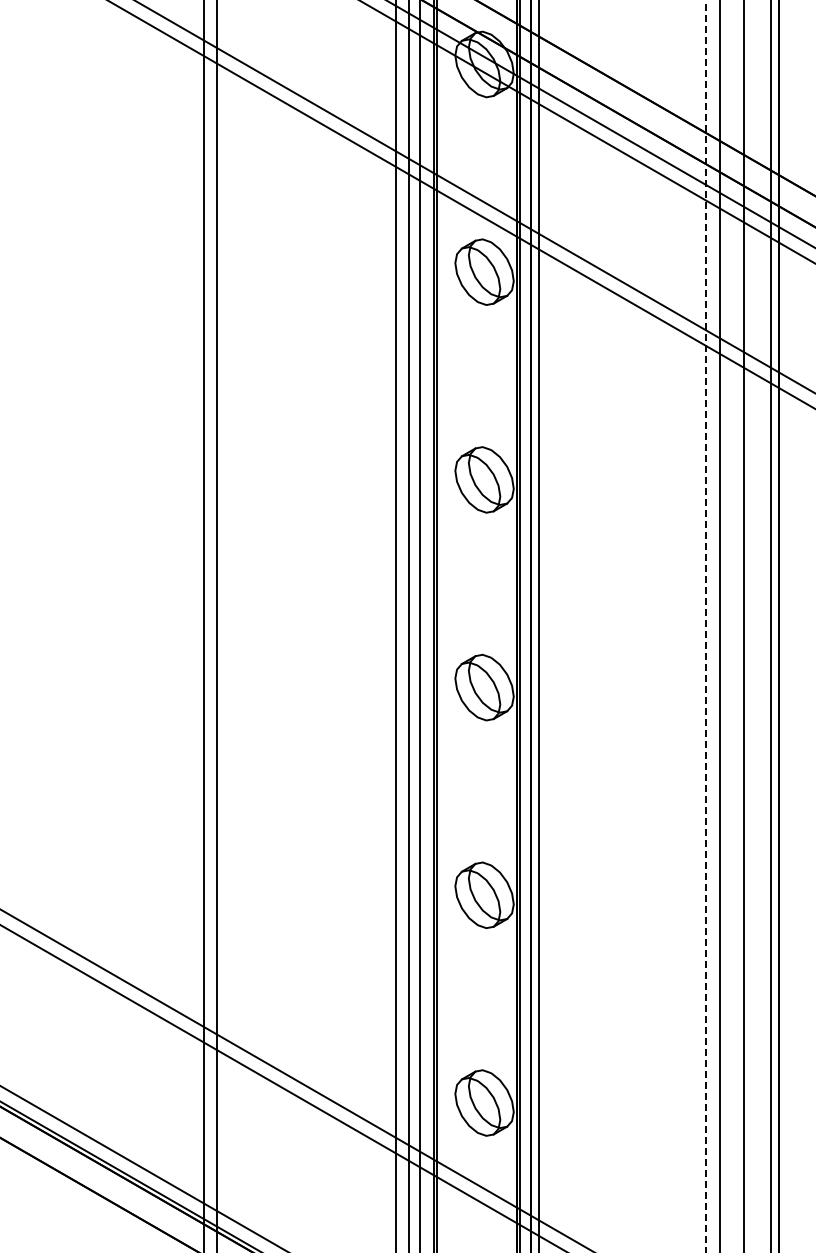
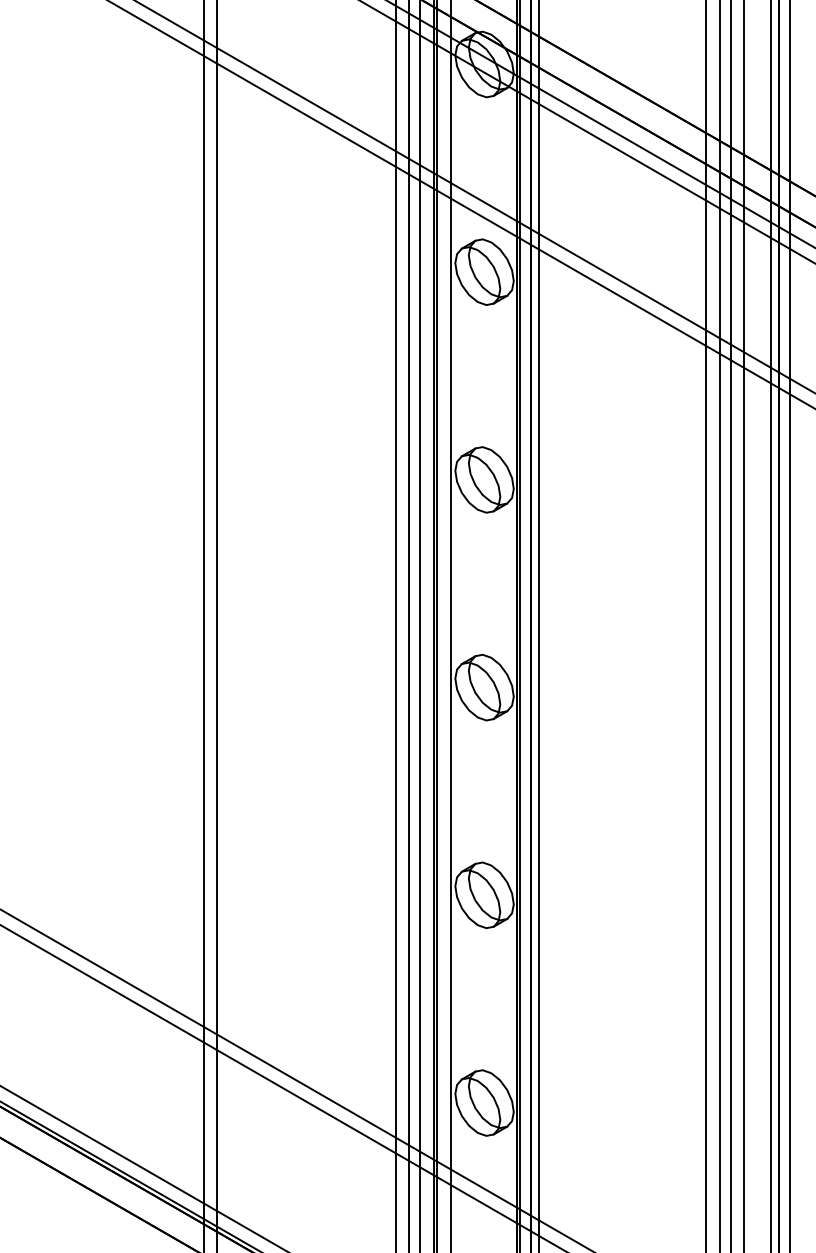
line: none -> present (450, 625)
line: none -> present (730, 625)
line: none -> present (790, 625)
line: dashed -> solid (706, 626)
